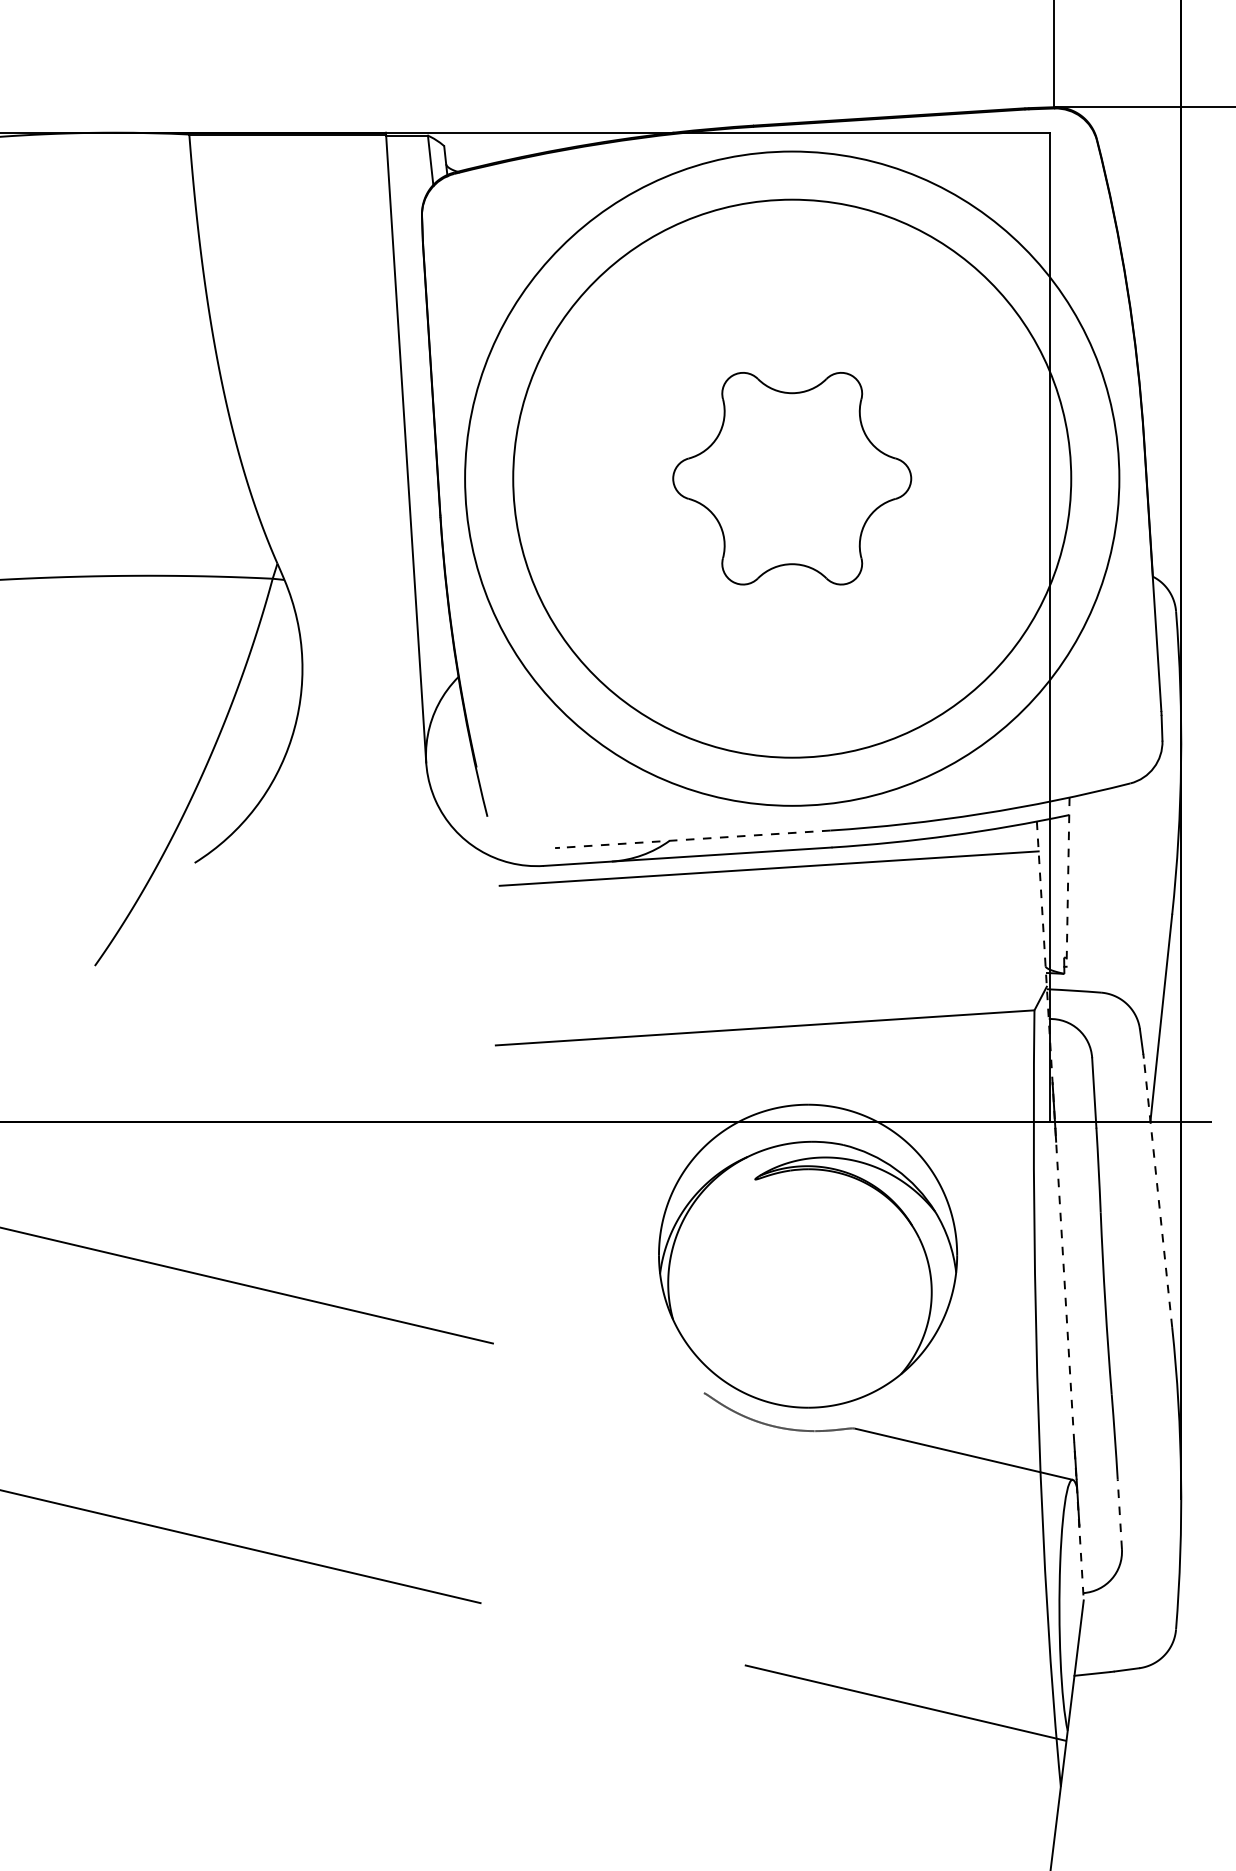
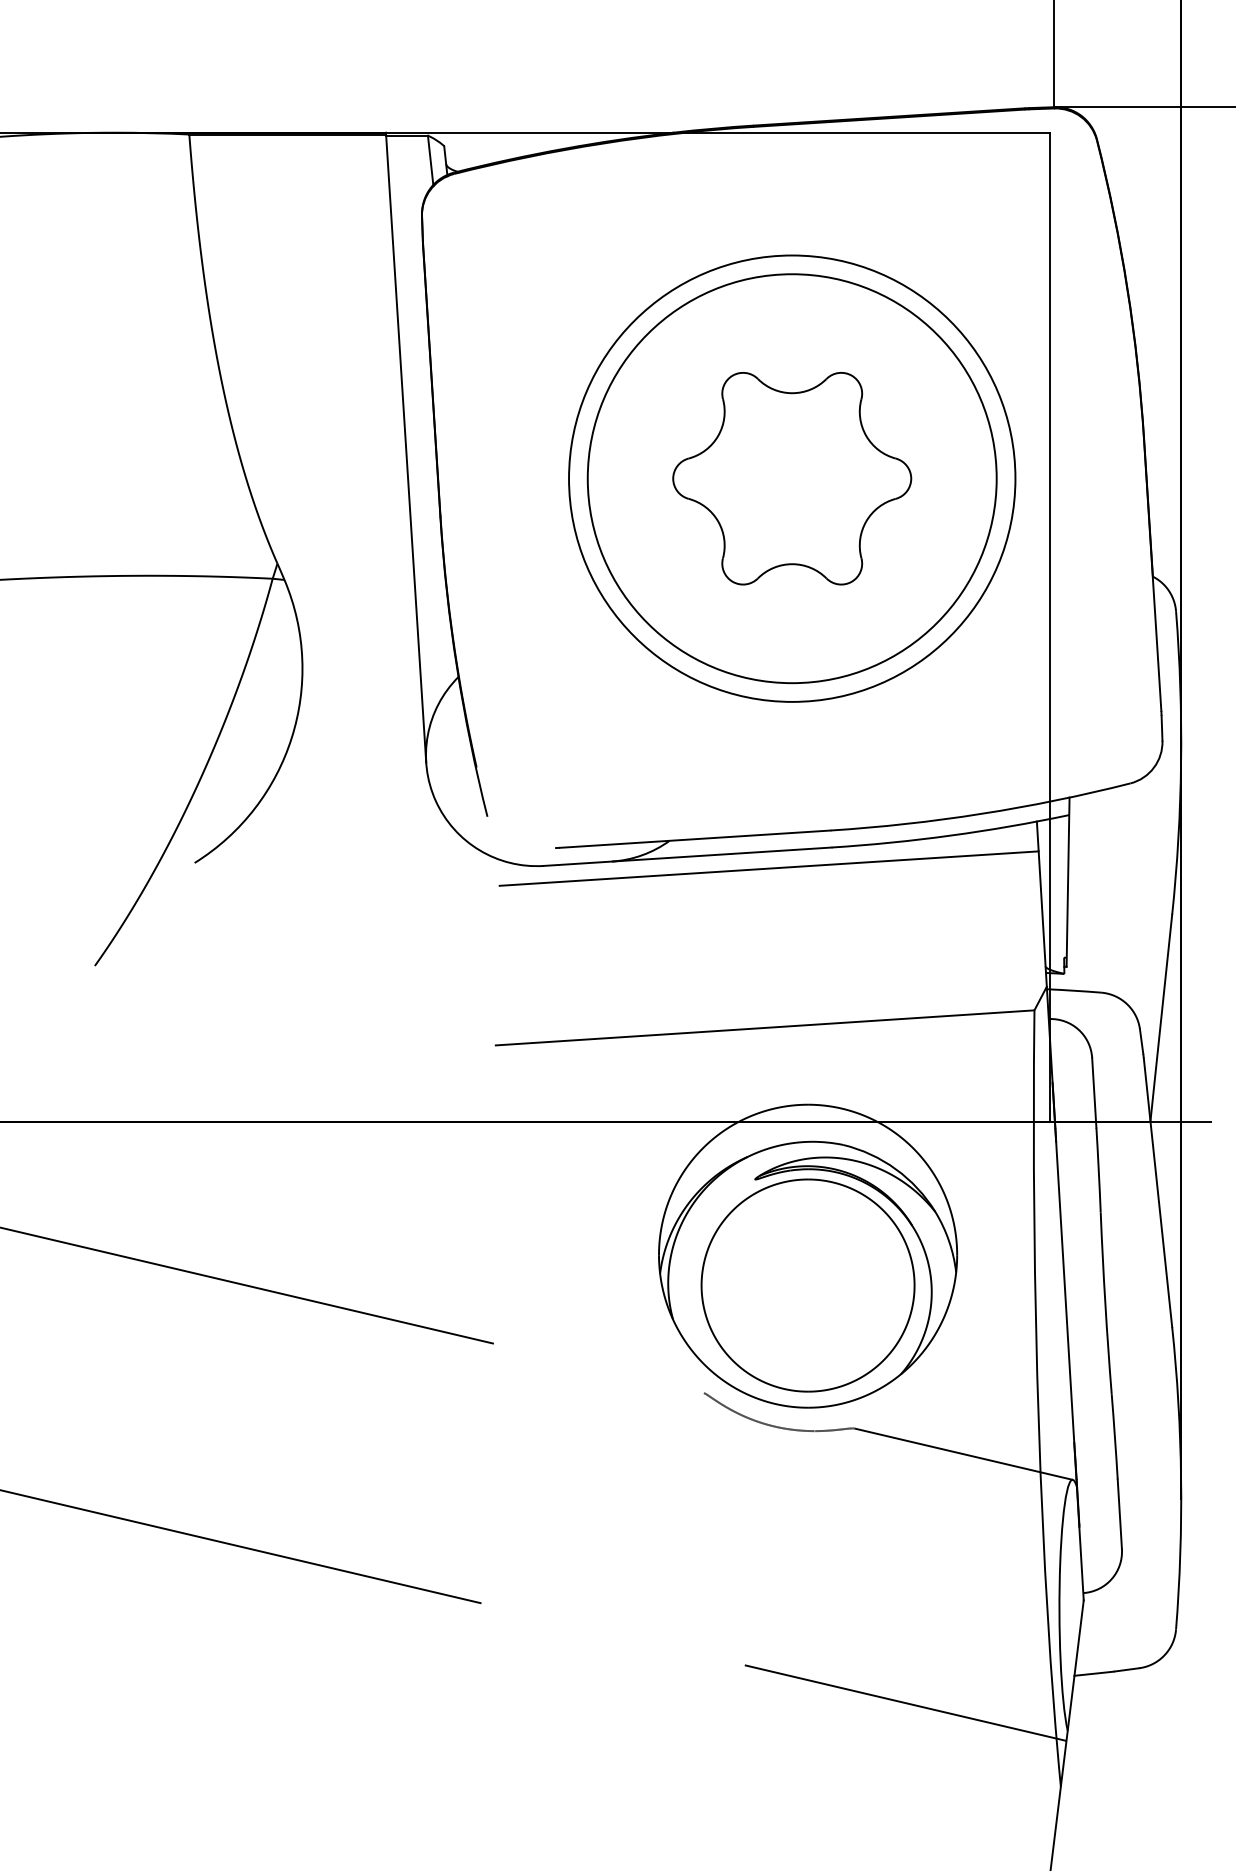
circle diameter: 558 px -> 446 px (792, 478)
circle diameter: 654 px -> 409 px (791, 478)
line: dashed -> solid (695, 839)
line: dashed -> solid (1068, 882)
line: dashed -> solid (1157, 1192)
line: dashed -> solid (1060, 1211)
part: none -> present (807, 1285)
line: dashed -> solid (1119, 1514)
